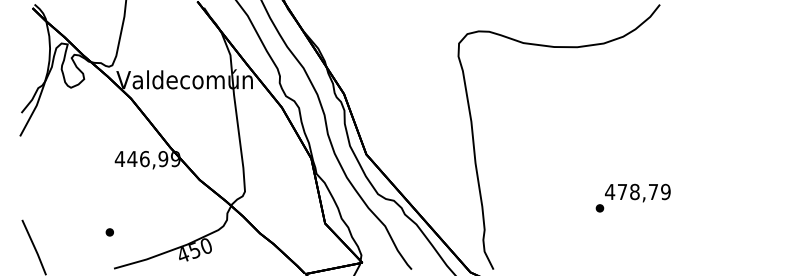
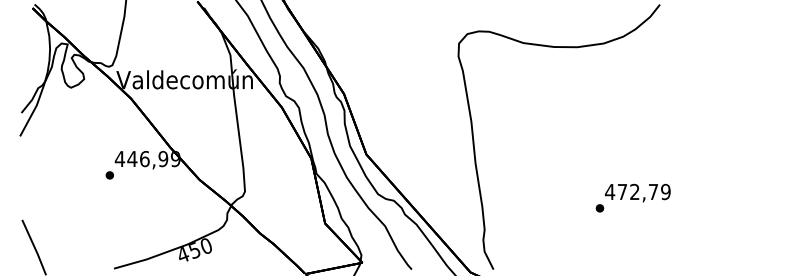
text: 478,79 -> 472,79 (634, 192)
part position: (109, 232) -> (109, 175) (109, 175)
